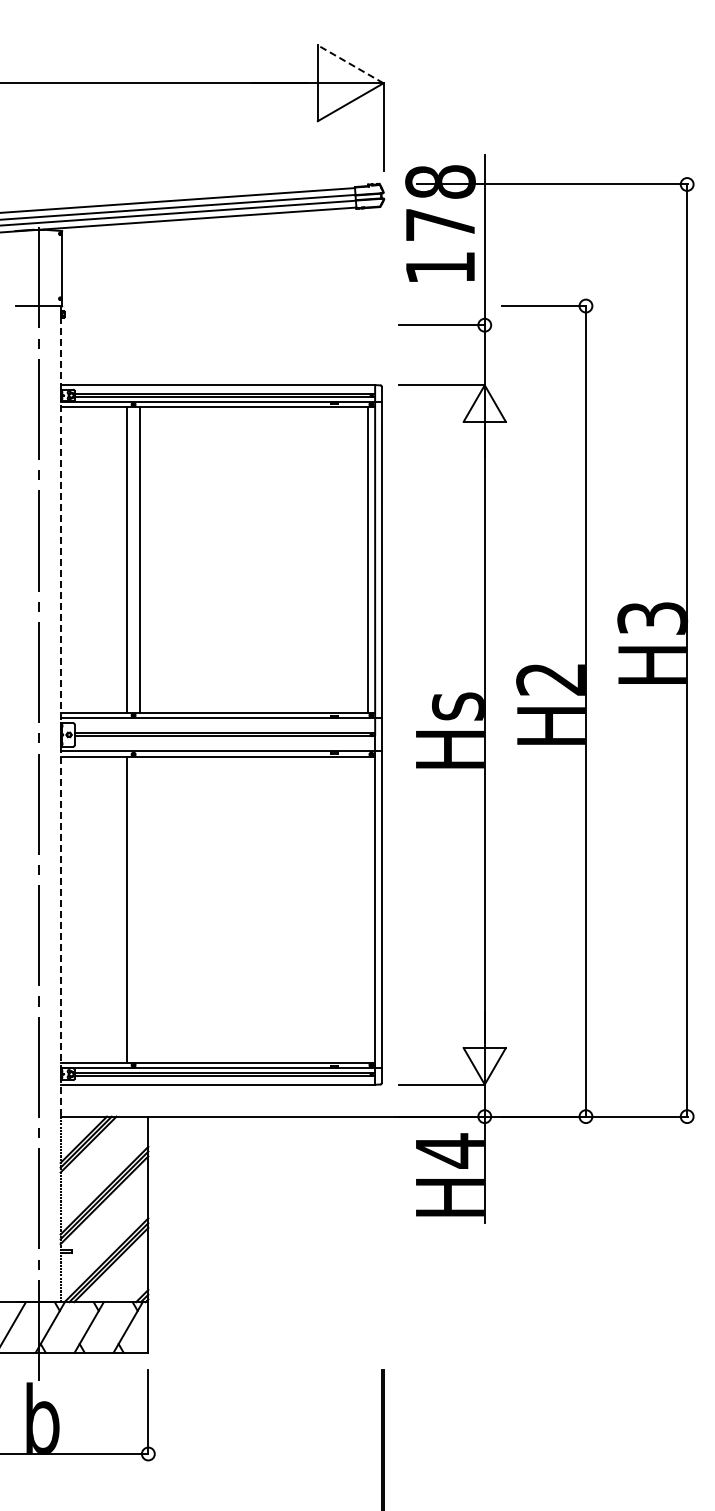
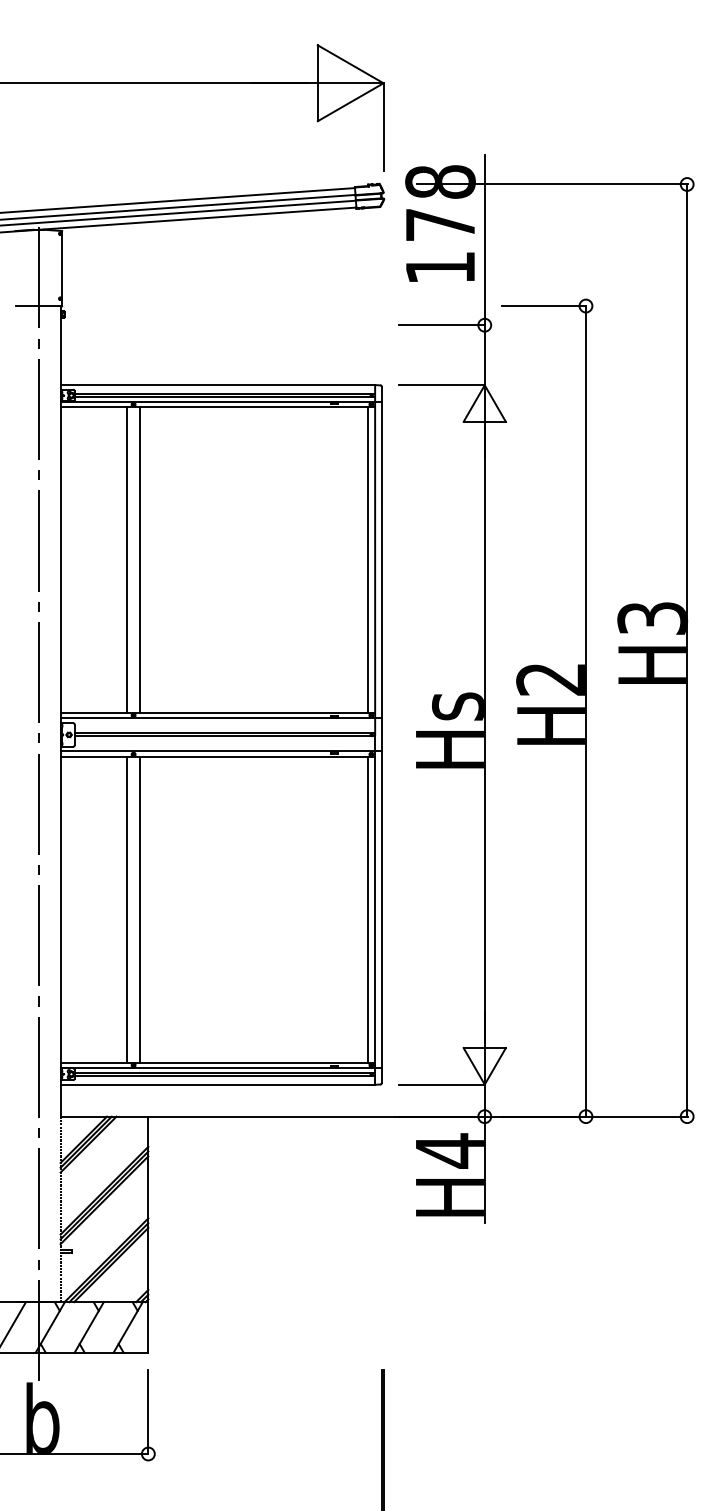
line: dashed -> solid (350, 64)
line: dashed -> solid (60, 712)
line: none -> present (140, 909)
line: none -> present (368, 909)
